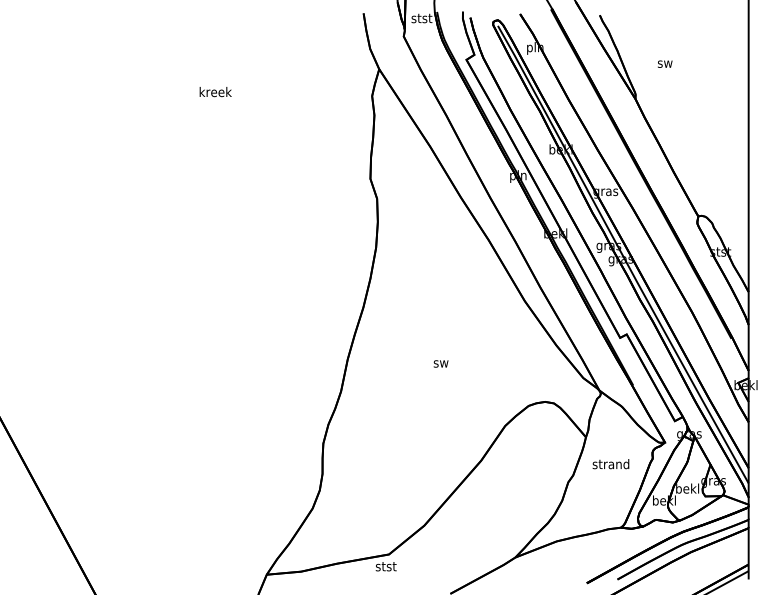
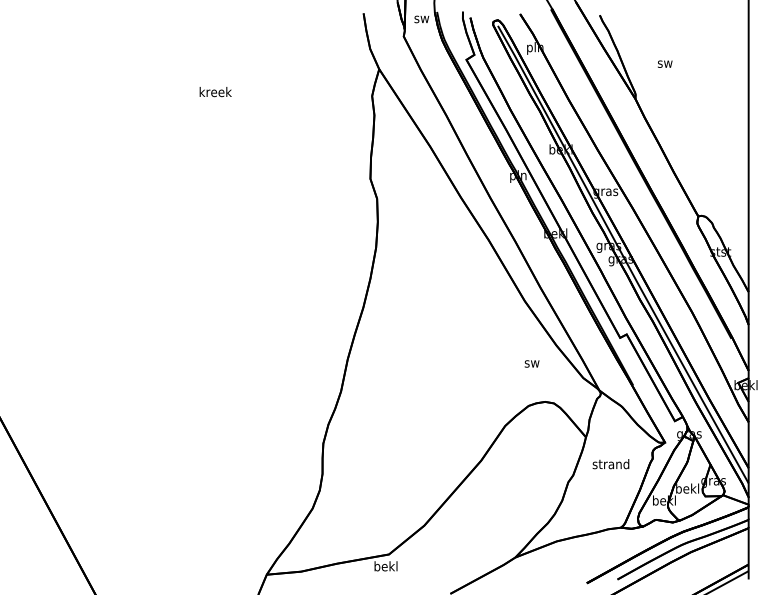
text: stst -> sw (421, 18)
text position: (440, 363) -> (531, 363) (531, 363)
text: stst -> bekl (385, 566)
